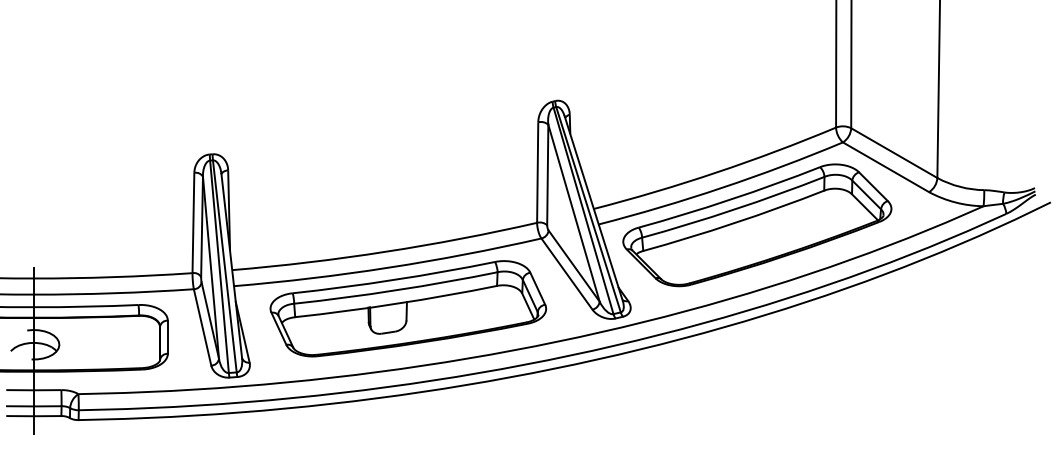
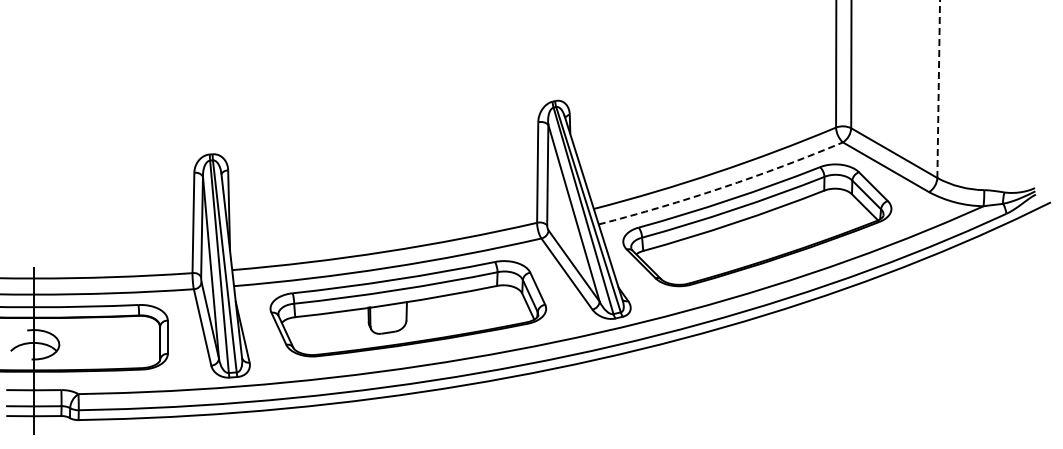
line: solid -> dashed (938, 89)
arc: solid -> dashed (722, 187)
